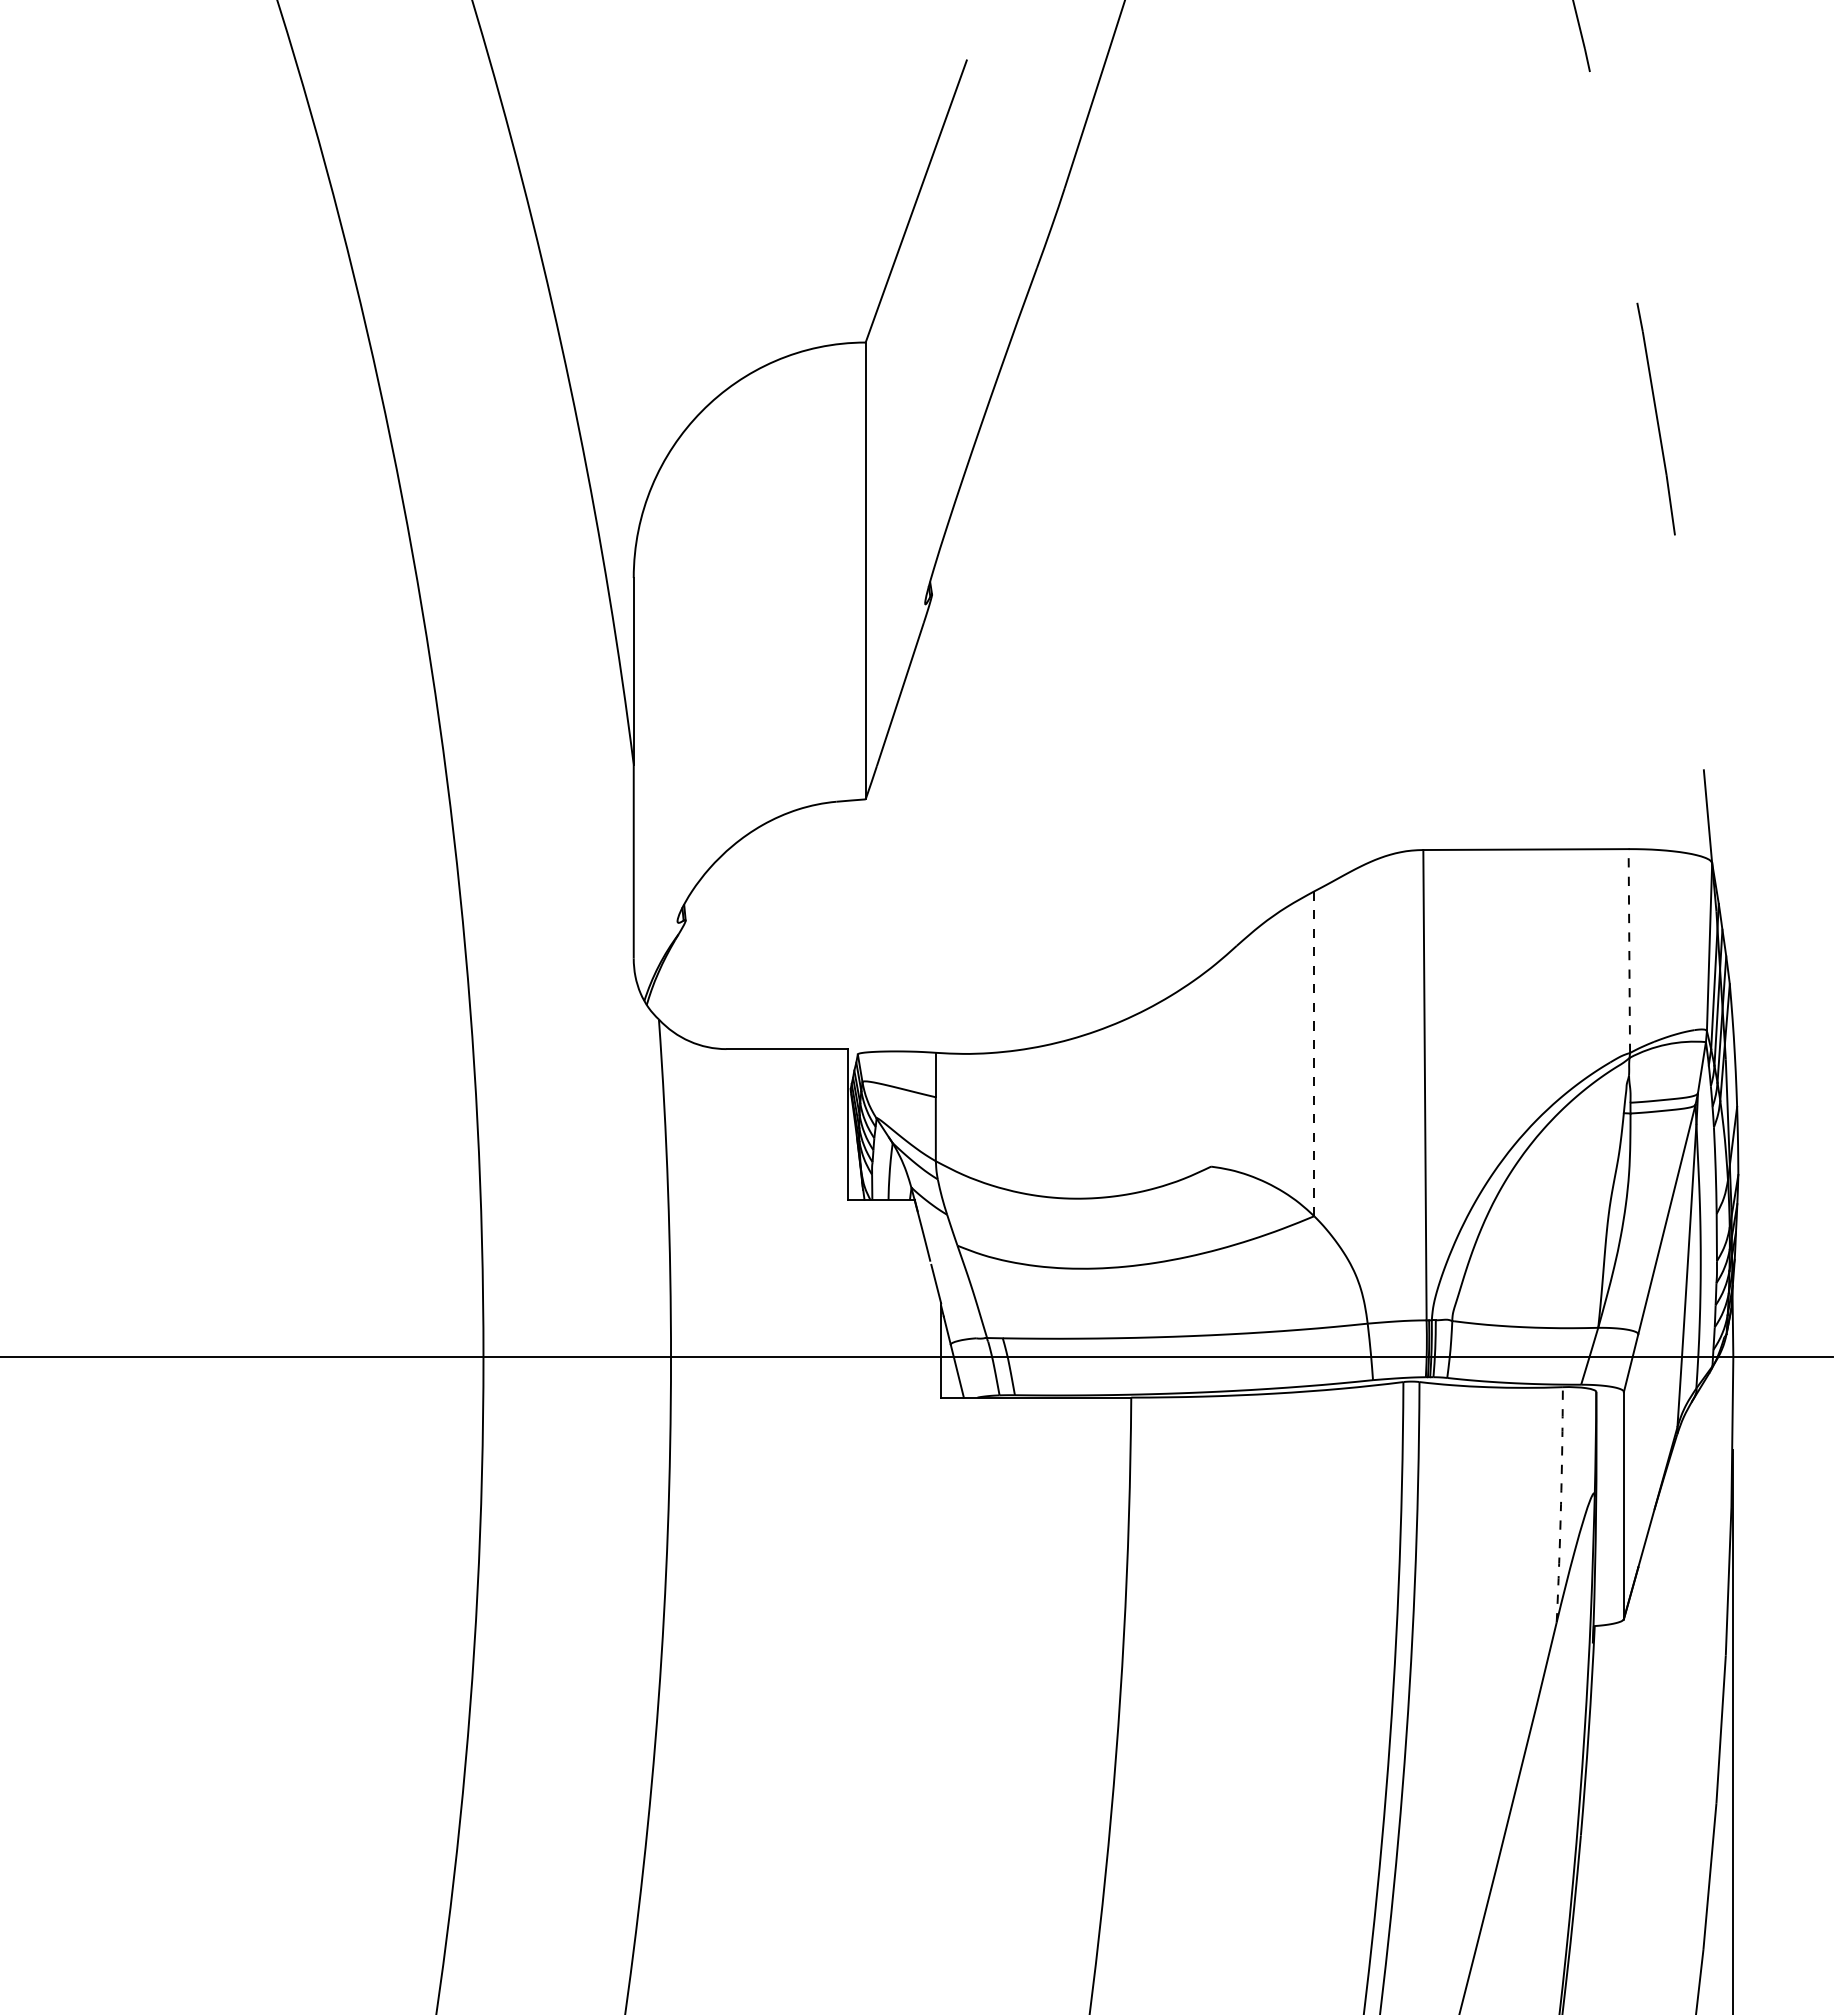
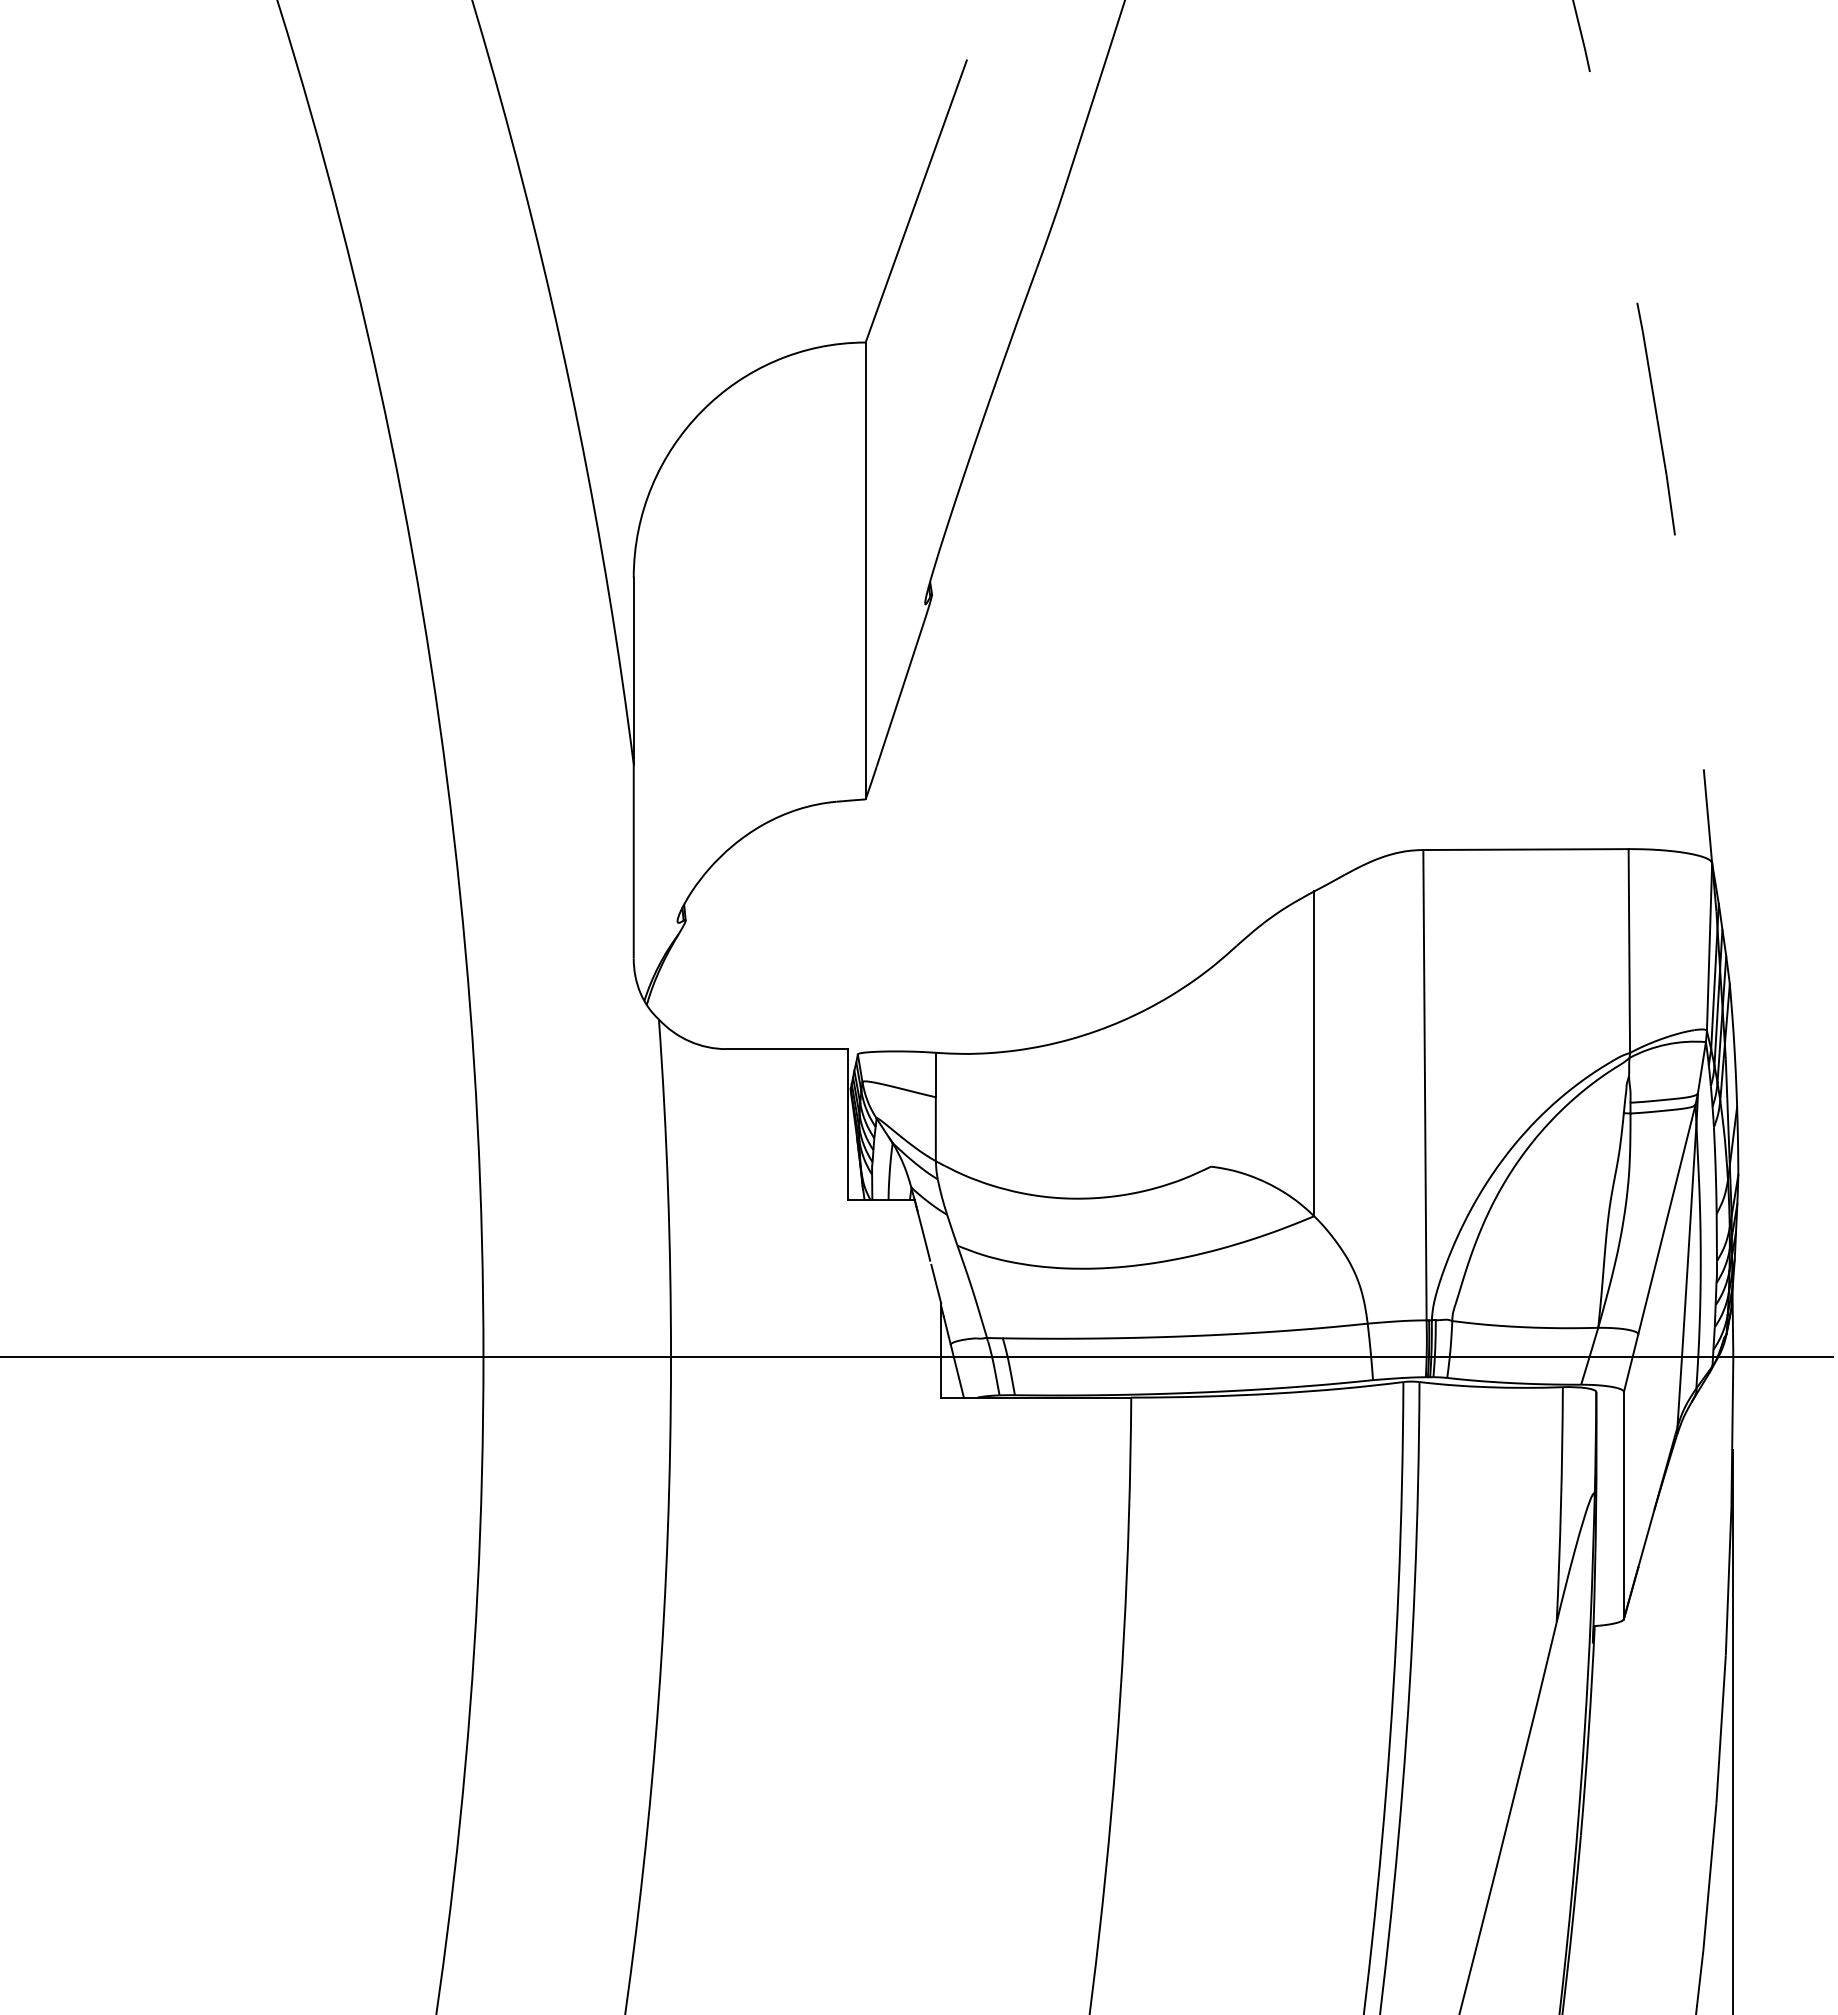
line: dashed -> solid (1629, 951)
line: dashed -> solid (1314, 1054)
arc: dashed -> solid (1561, 1504)
